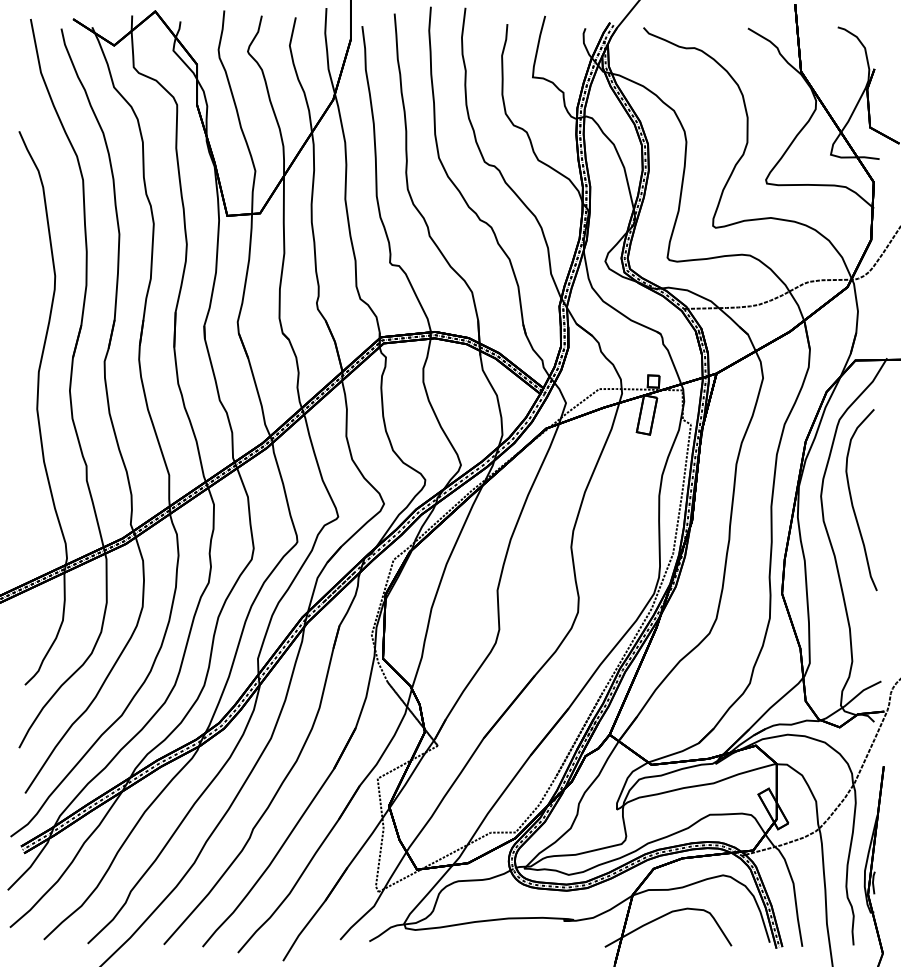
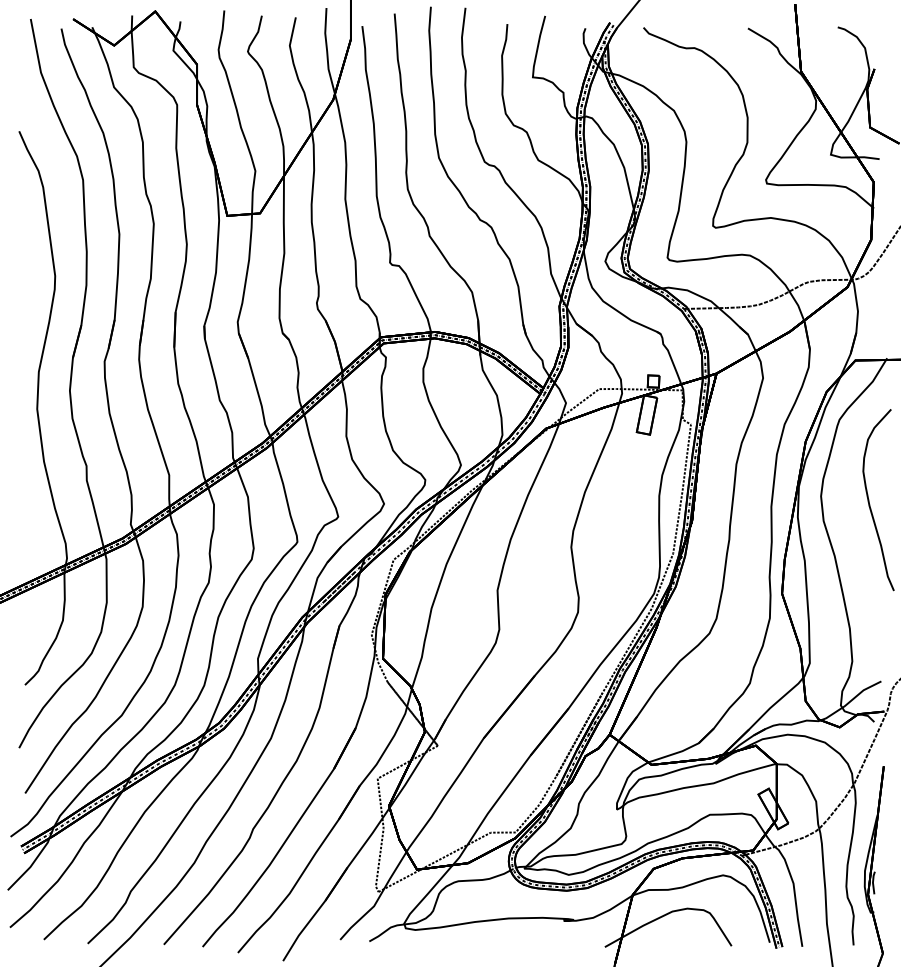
curve position: (853, 504) -> (870, 504) (870, 504)
